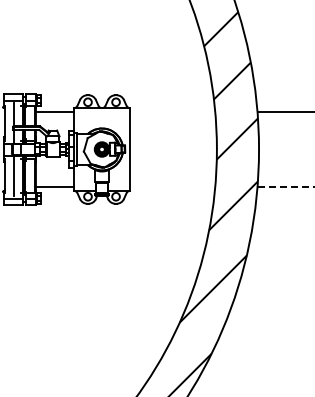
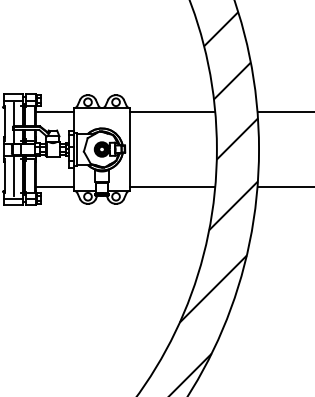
line: none -> present (172, 112)
line: none -> present (172, 186)
line: dashed -> solid (286, 186)
